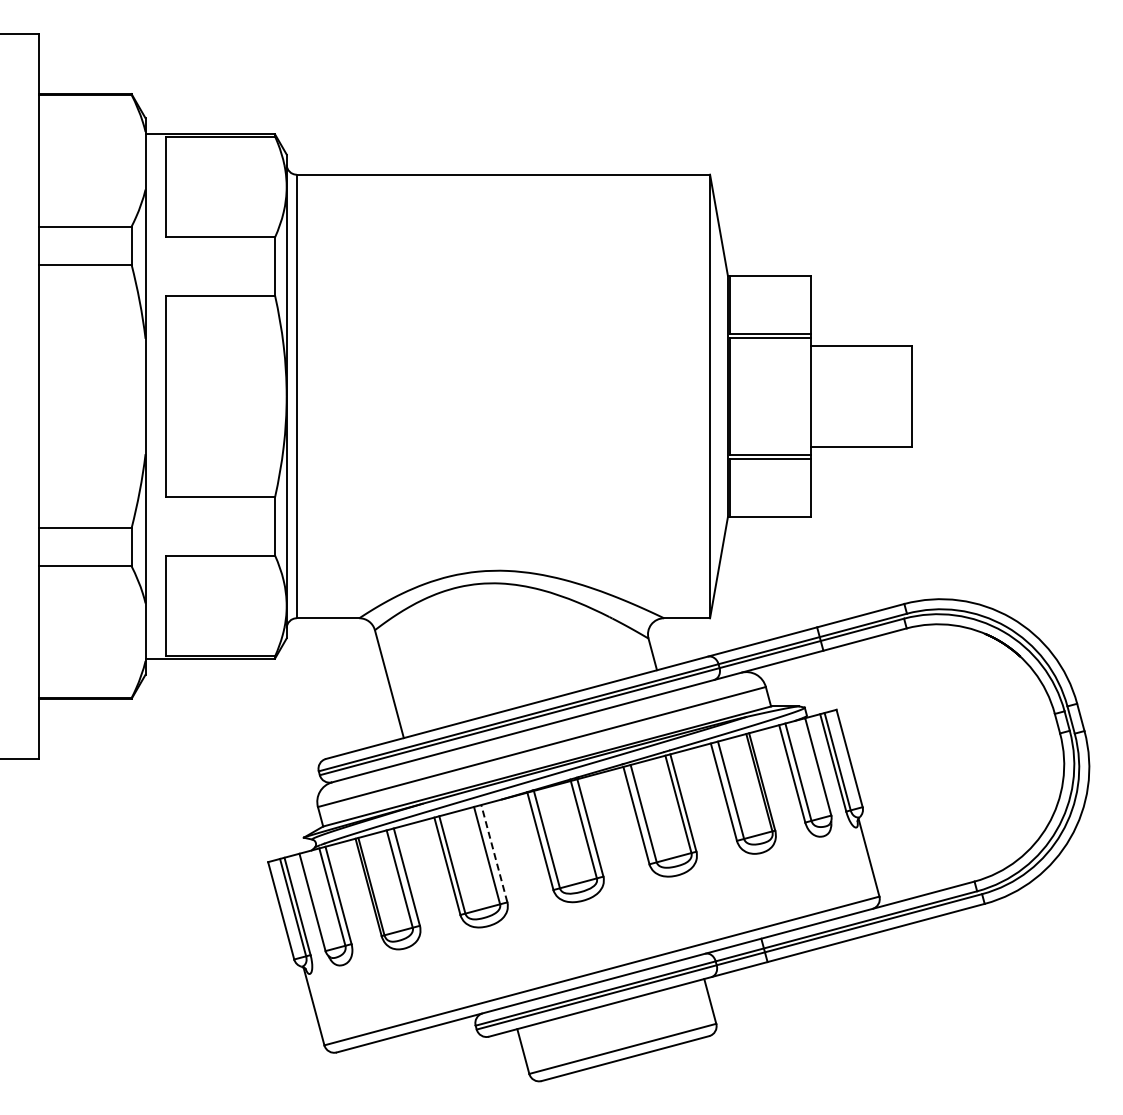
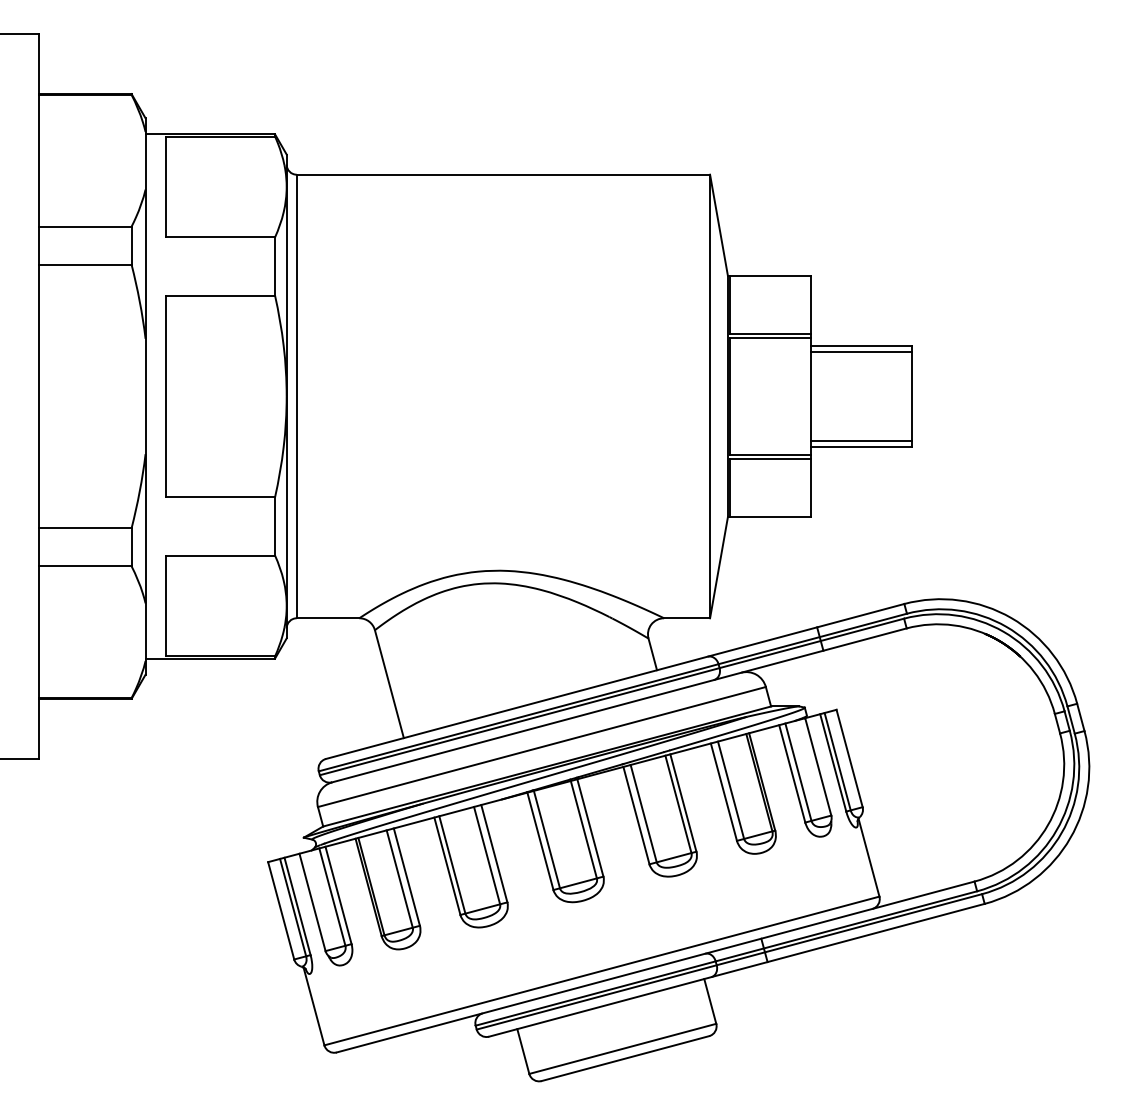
line: none -> present (860, 351)
line: none -> present (860, 441)
line: dashed -> solid (494, 853)
